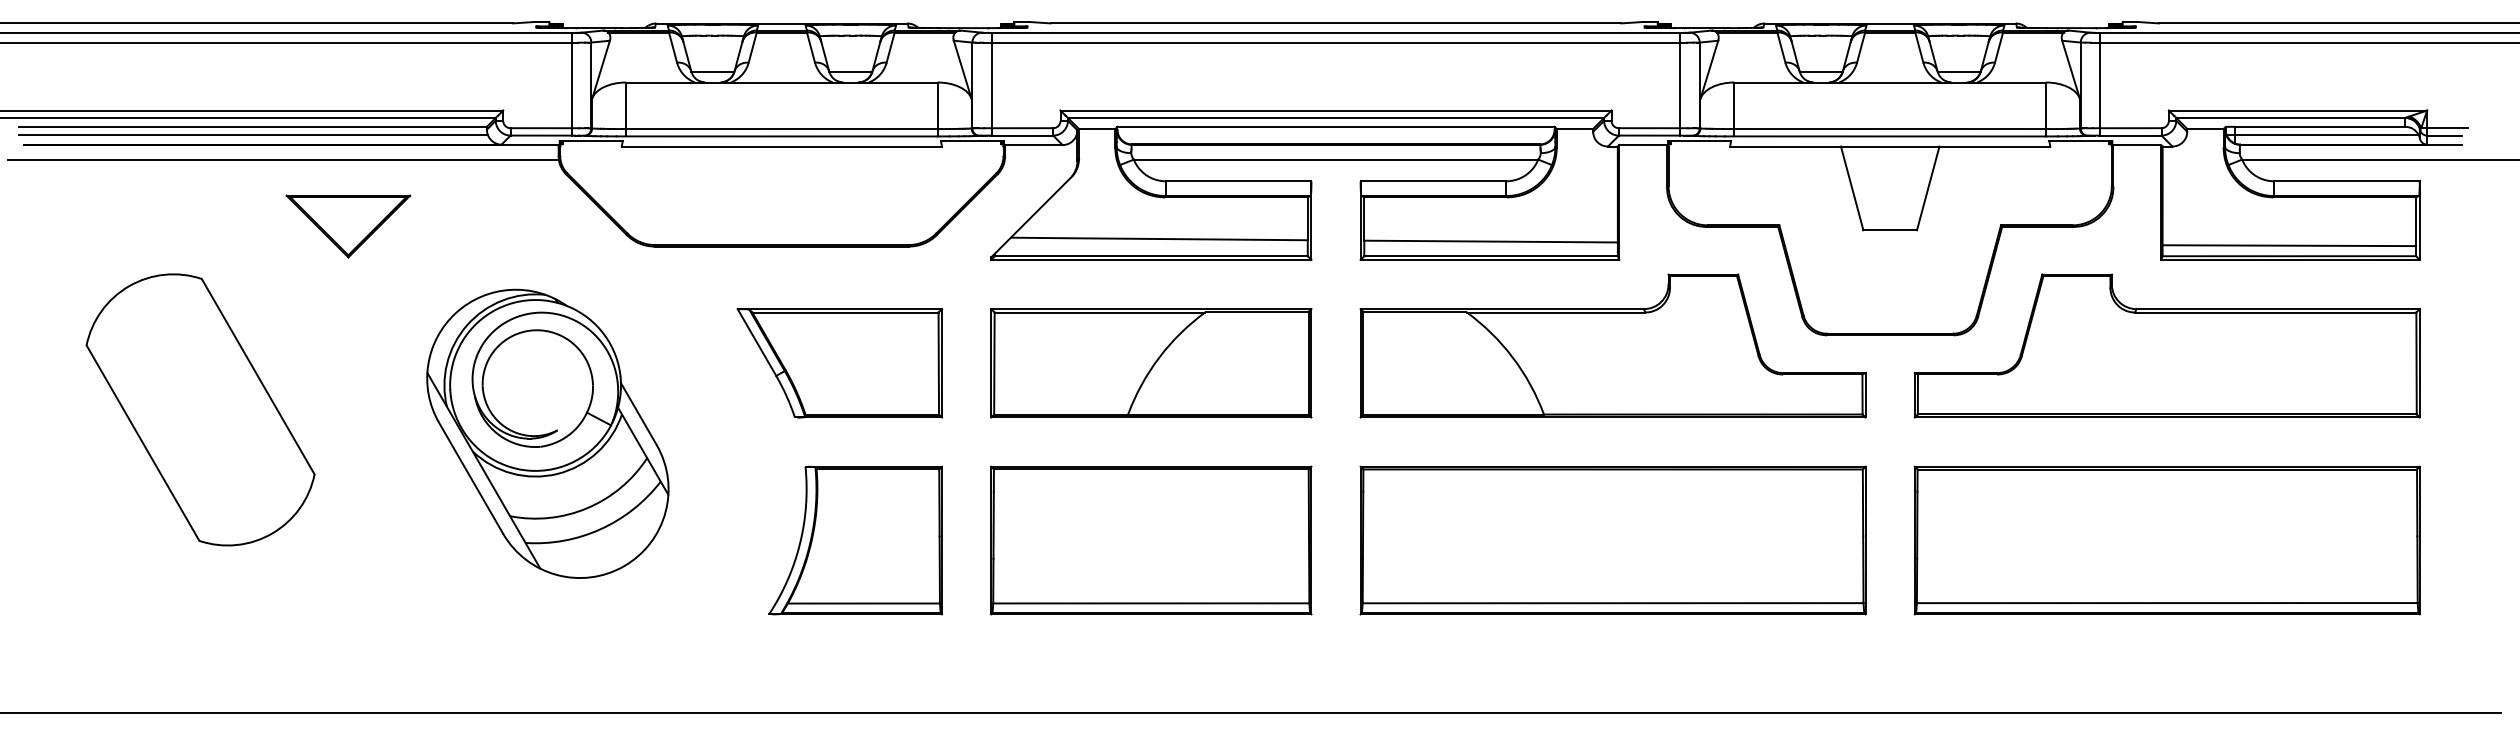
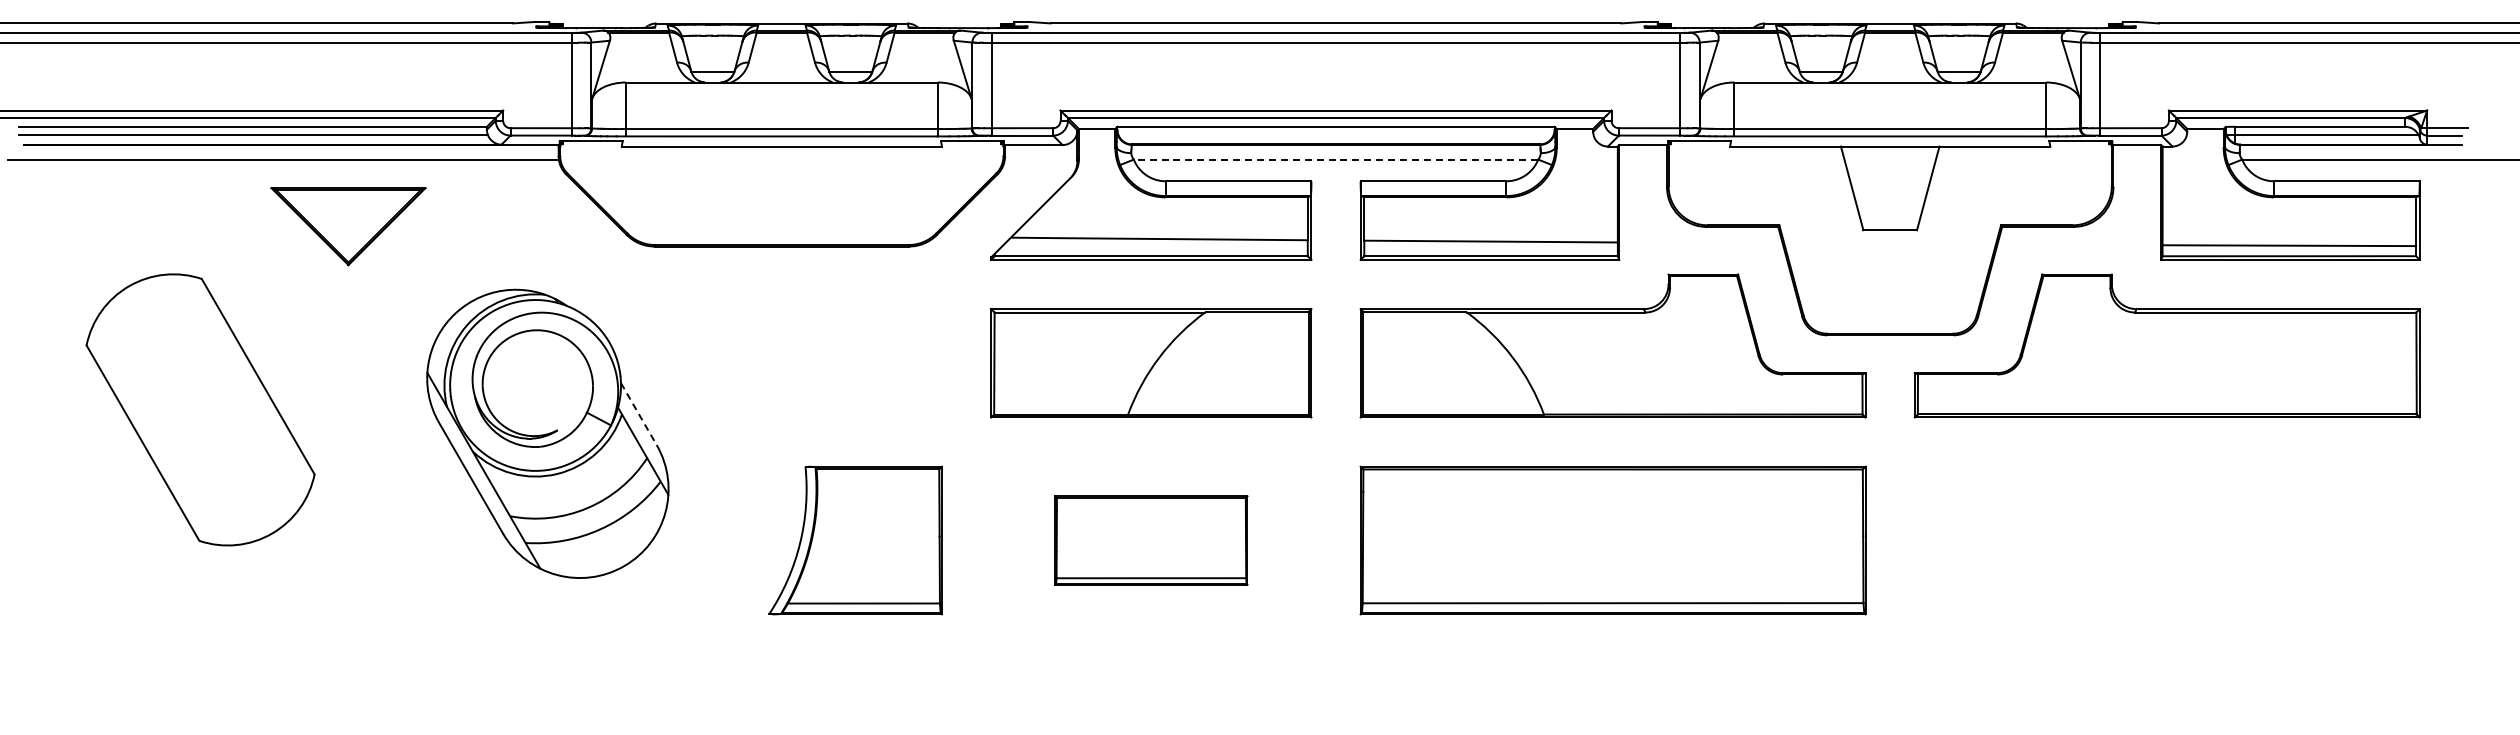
line: solid -> dashed (1335, 159)
part size: 126x65 px -> 157x80 px (348, 226)
part: present -> none (839, 363)
line: solid -> dashed (638, 414)
part size: 323x151 px -> 195x91 px (1151, 540)
part: present -> none (2166, 540)
line: present -> none (1251, 713)
